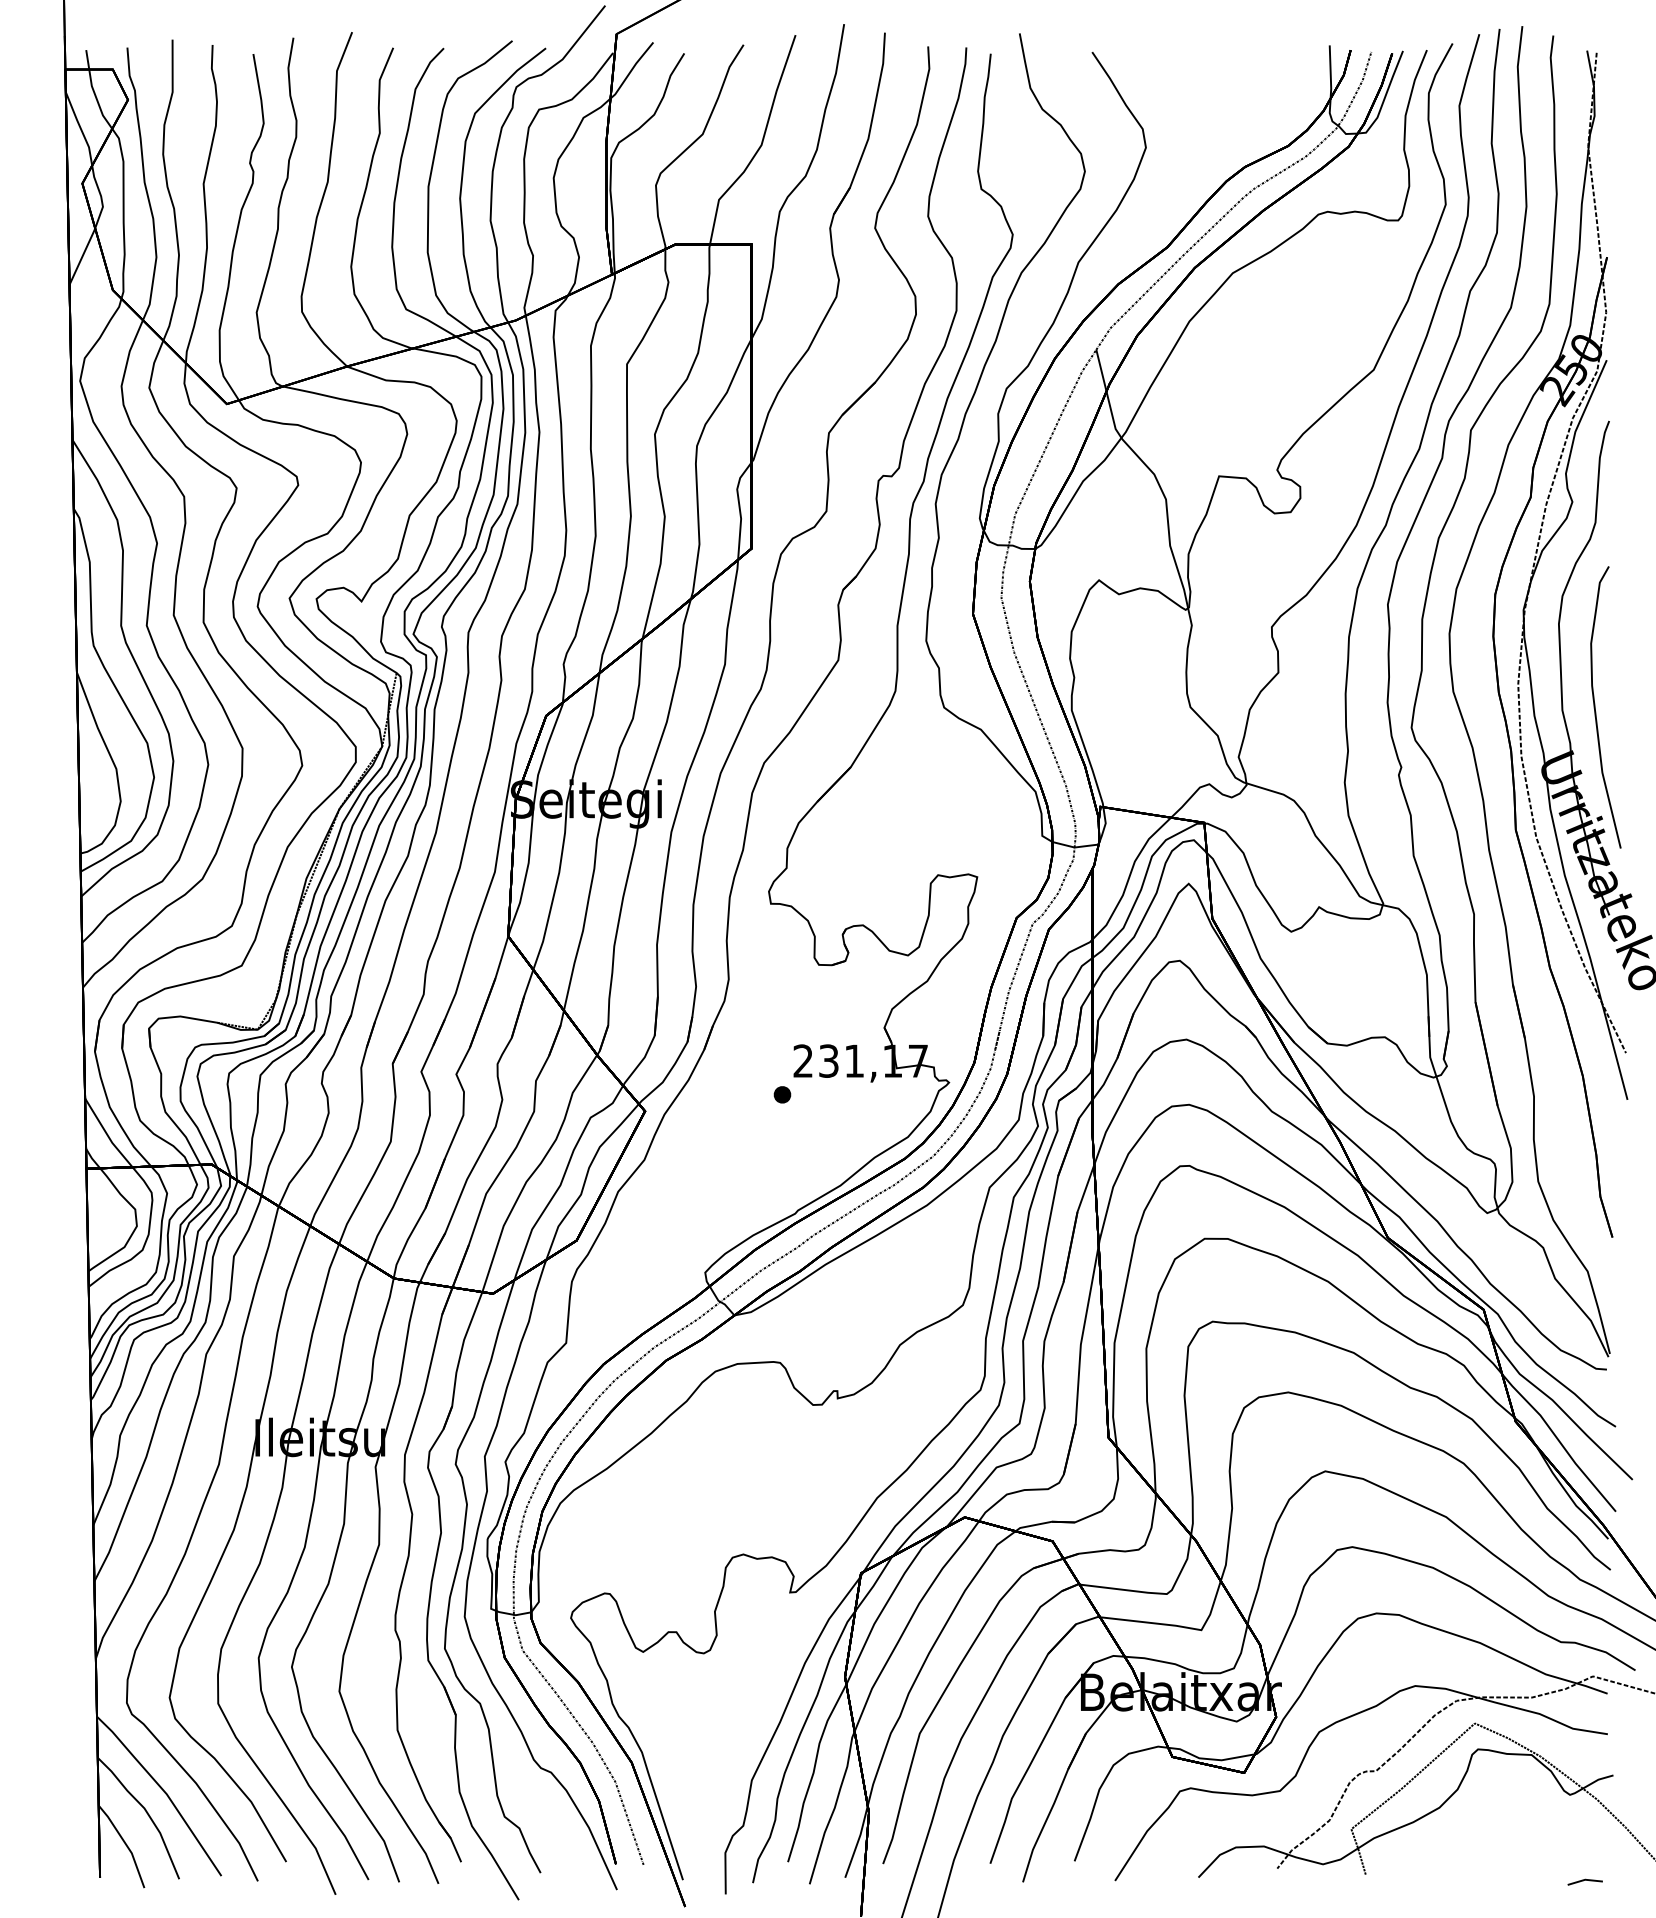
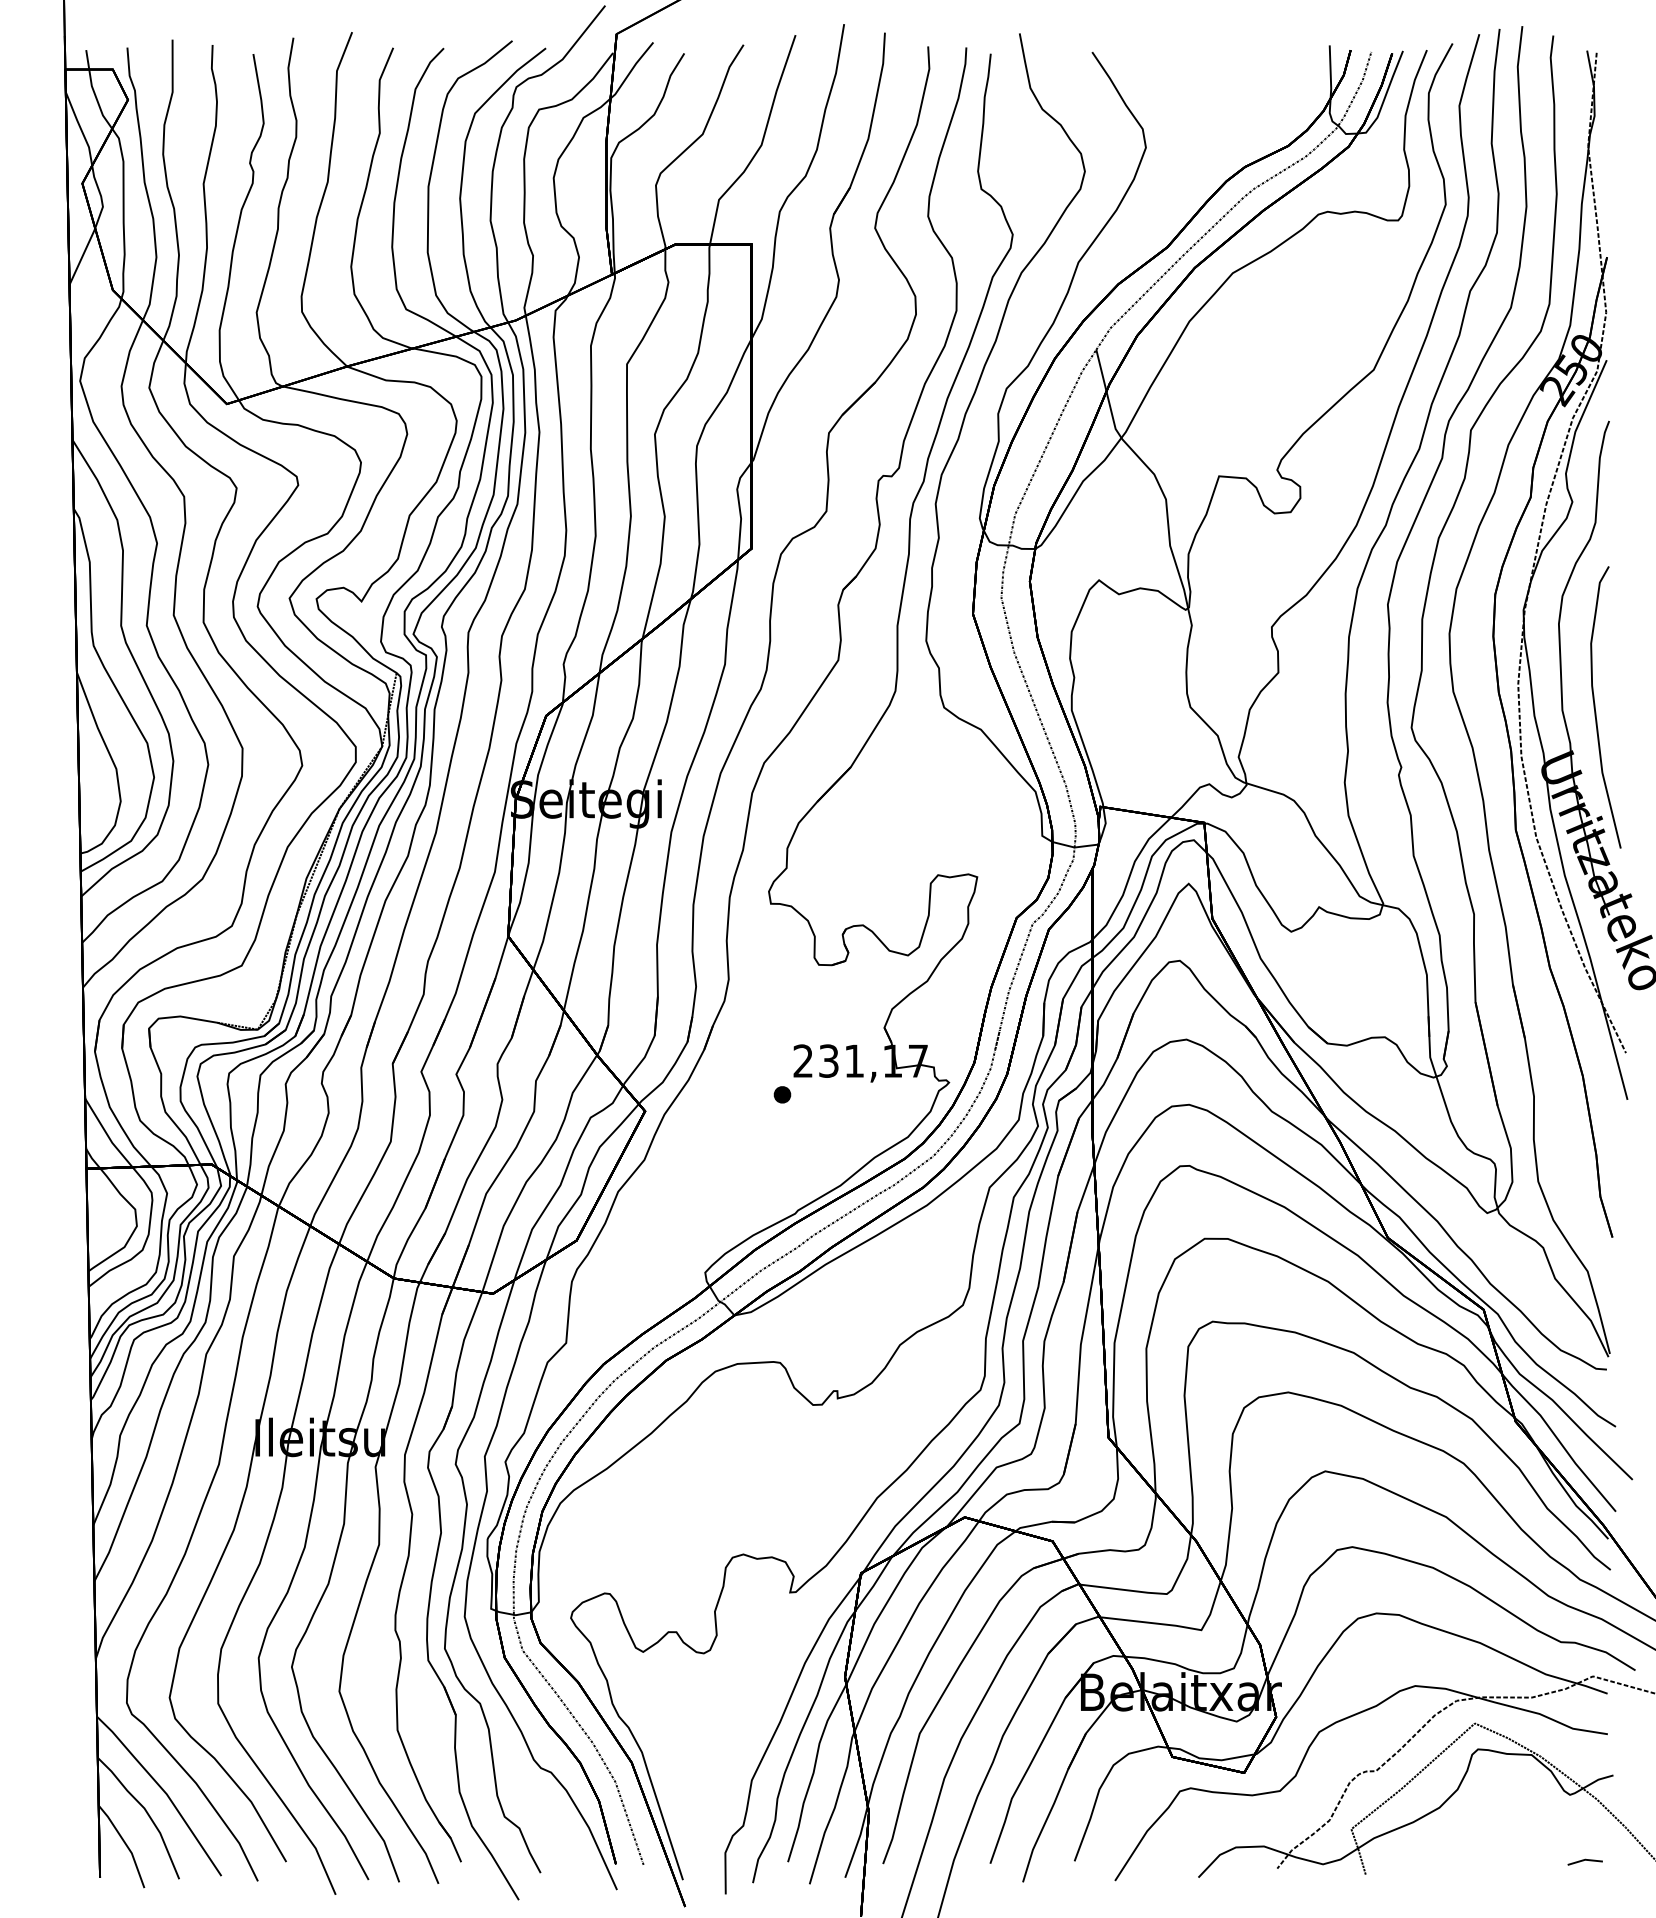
part position: (1584, 1881) -> (1584, 1861) (1584, 1861)
